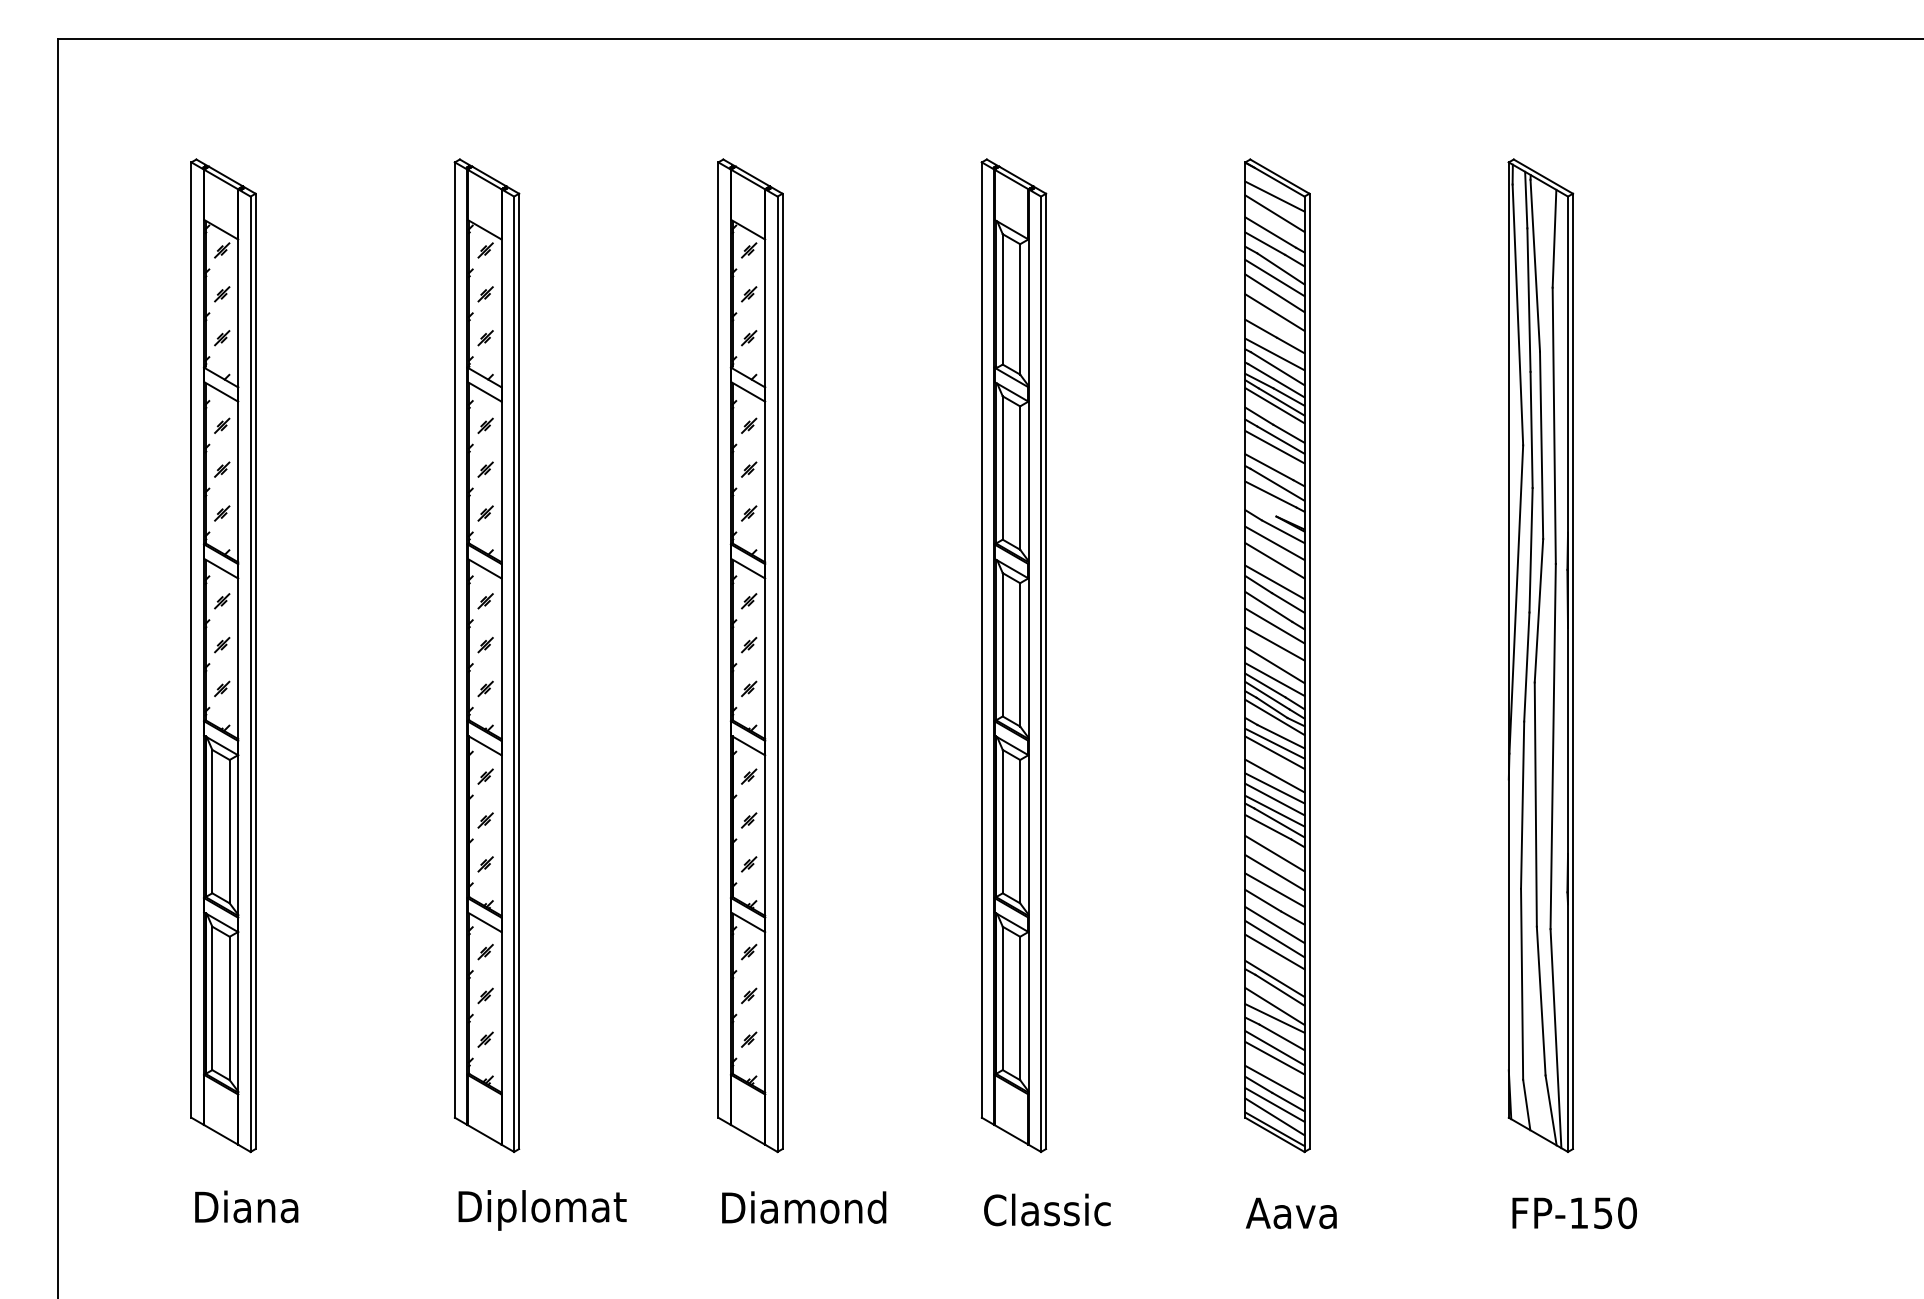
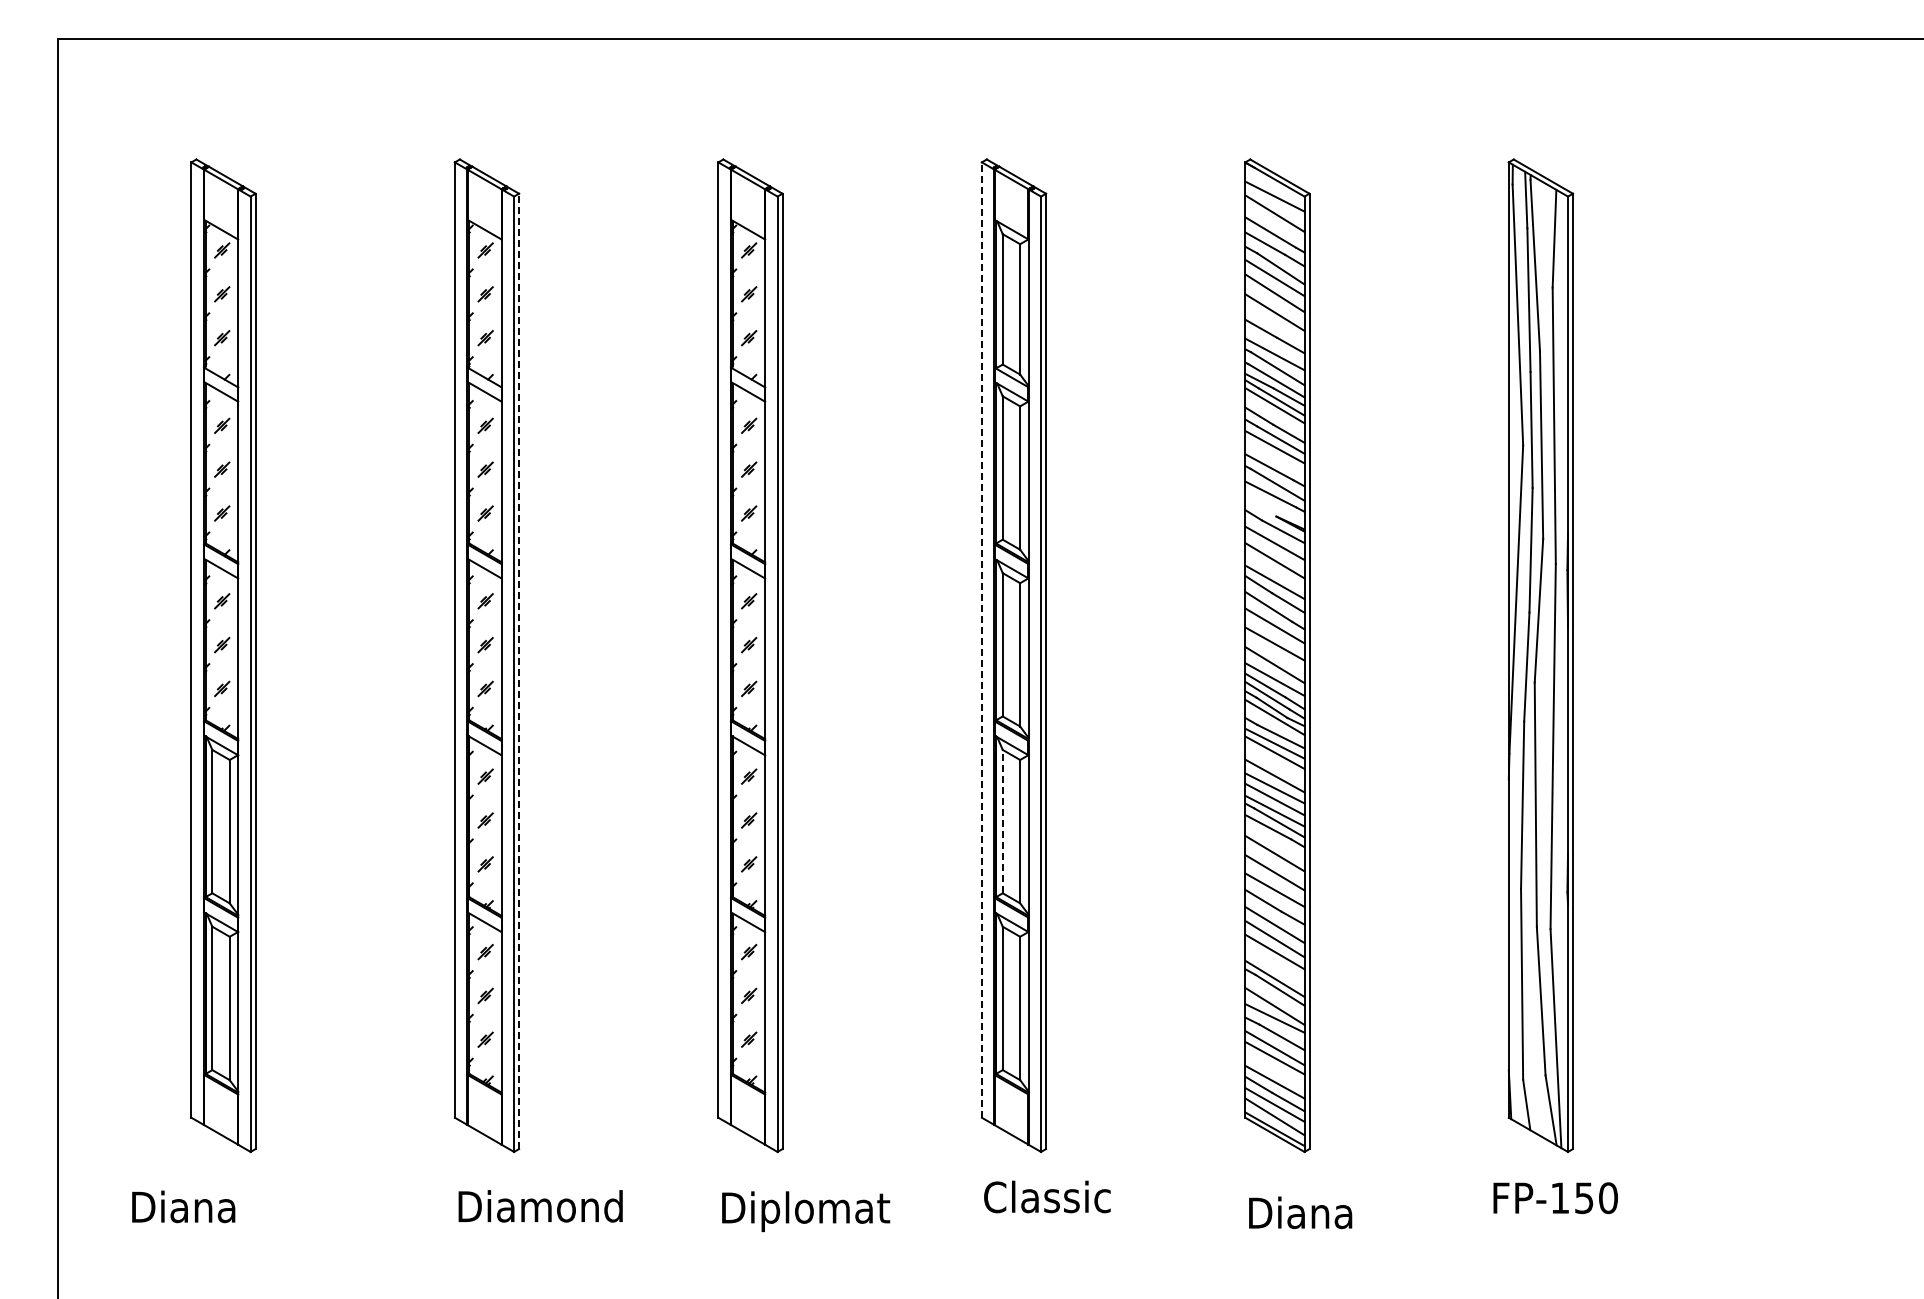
line: solid -> dashed (981, 640)
line: solid -> dashed (519, 671)
line: solid -> dashed (1002, 821)
text position: (246, 1206) -> (183, 1206) (183, 1206)
text position: (1047, 1209) -> (1047, 1196) (1047, 1196)
text: Diplomat -> Diamond (561, 1210)
text: Diamond -> Diplomat (825, 1211)
text: Aava -> Diana (1298, 1212)
text position: (1574, 1213) -> (1555, 1198) (1555, 1198)
